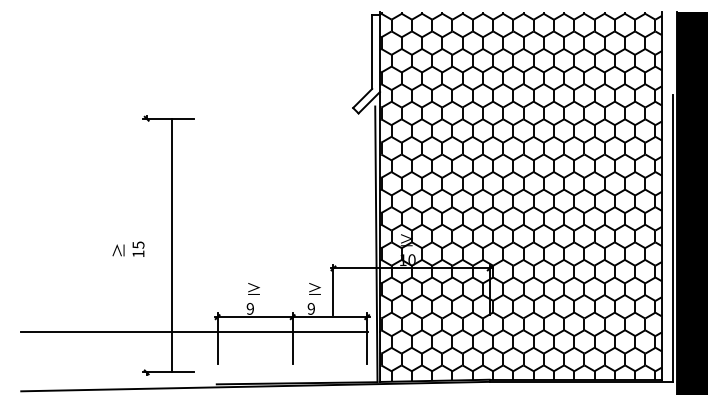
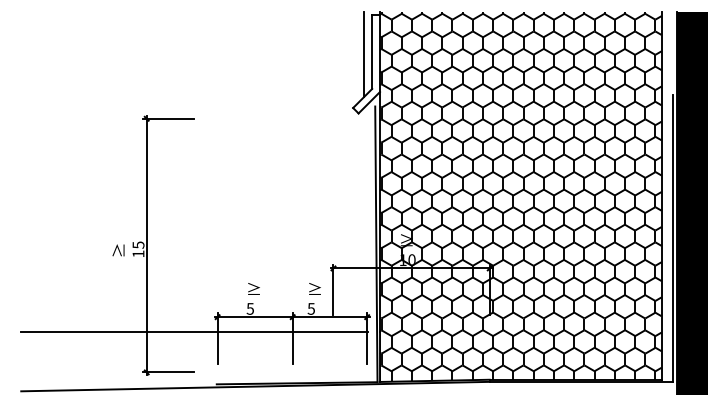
line: none -> present (364, 53)
line position: (171, 245) -> (146, 245) (146, 245)
text: 9 -> 5 (249, 308)
text: 9 -> 5 (310, 308)
